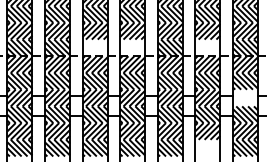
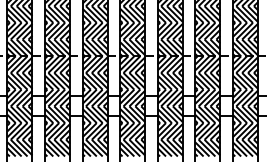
hatch: none -> present (94, 47)
hatch: none -> present (132, 47)
hatch: none -> present (207, 47)
hatch: none -> present (244, 97)
hatch: none -> present (207, 147)
